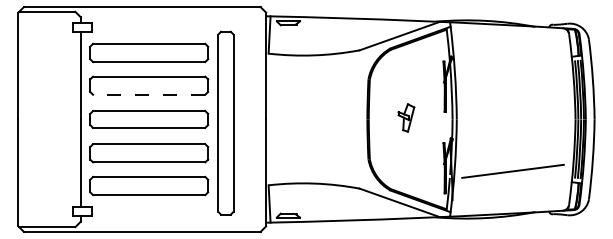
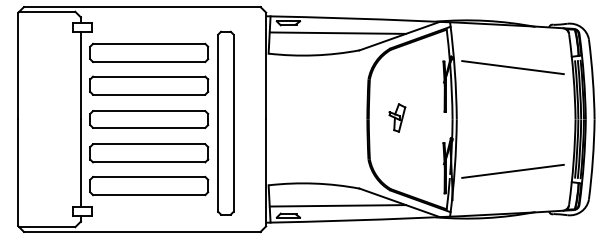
line: none -> present (337, 32)
line: none -> present (512, 67)
line: dashed -> solid (148, 94)
part position: (406, 117) -> (397, 117) (397, 117)
line: none -> present (337, 205)
